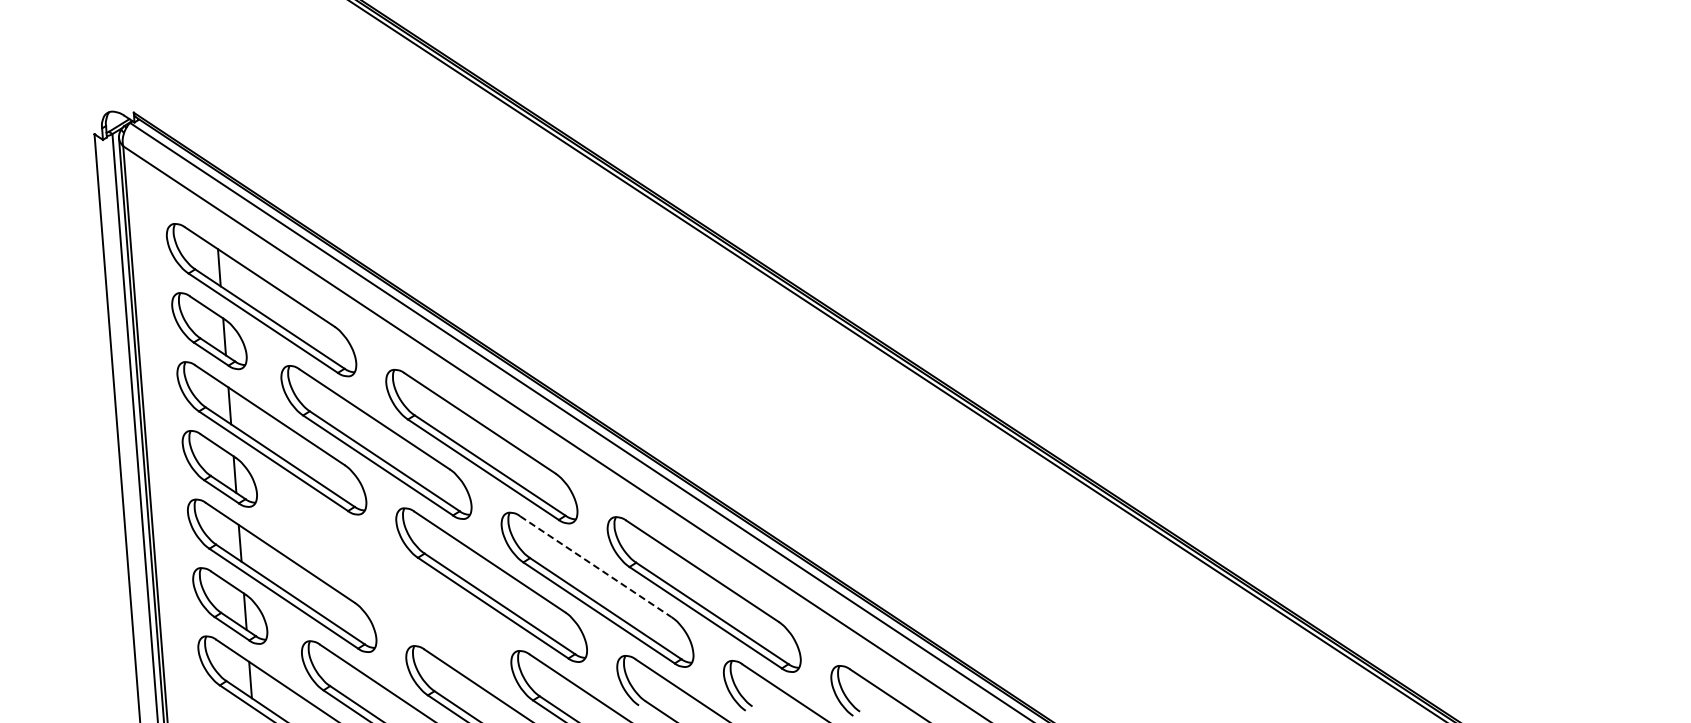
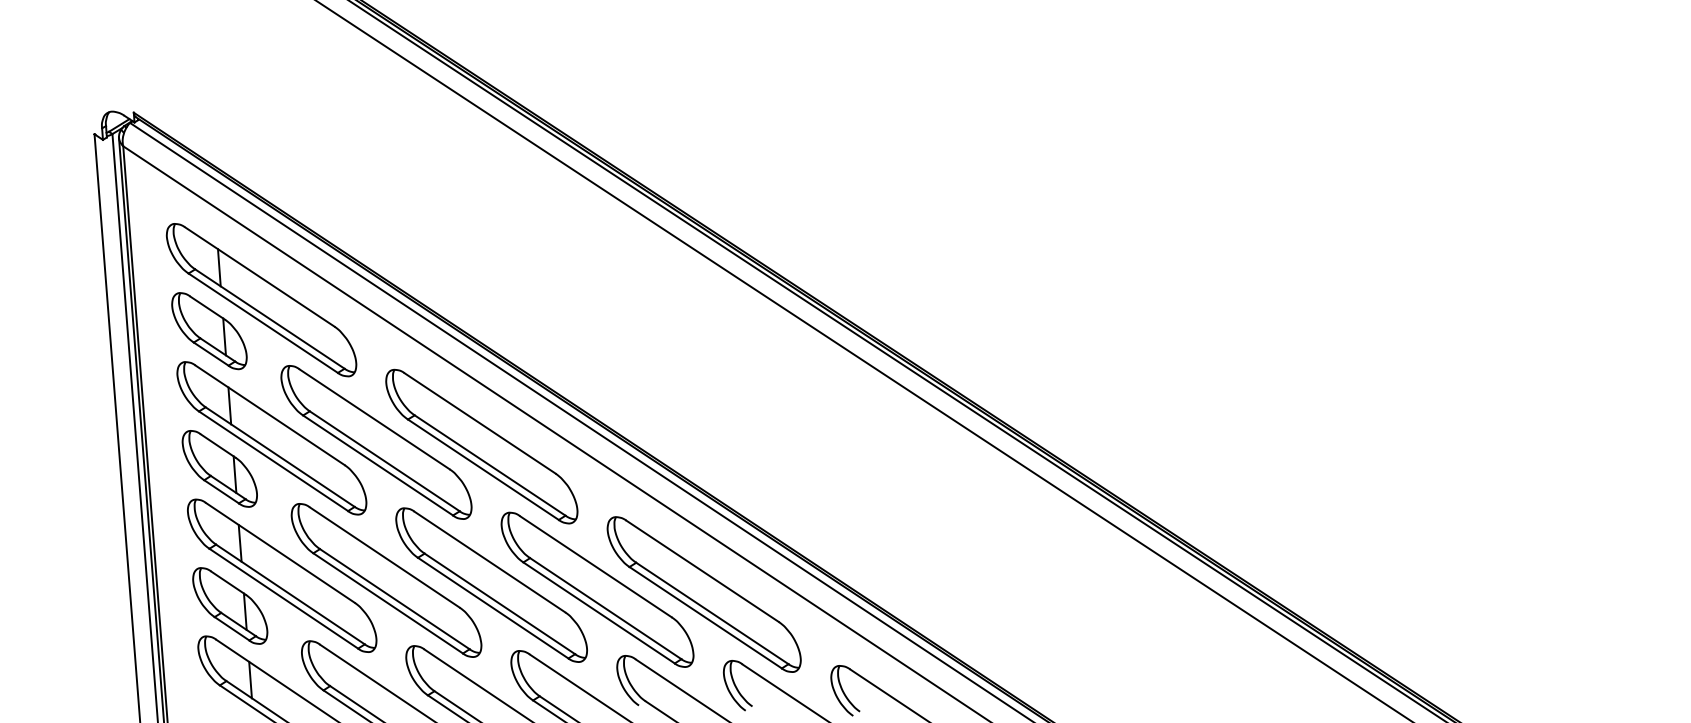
line: none -> present (863, 360)
line: dashed -> solid (595, 566)
part: none -> present (386, 580)
